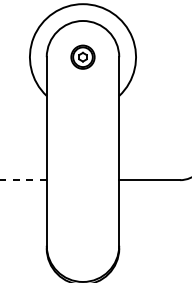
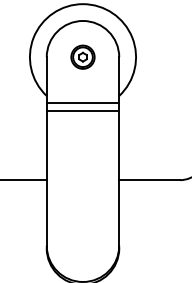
line: none -> present (82, 102)
line: none -> present (82, 111)
line: dashed -> solid (23, 180)
